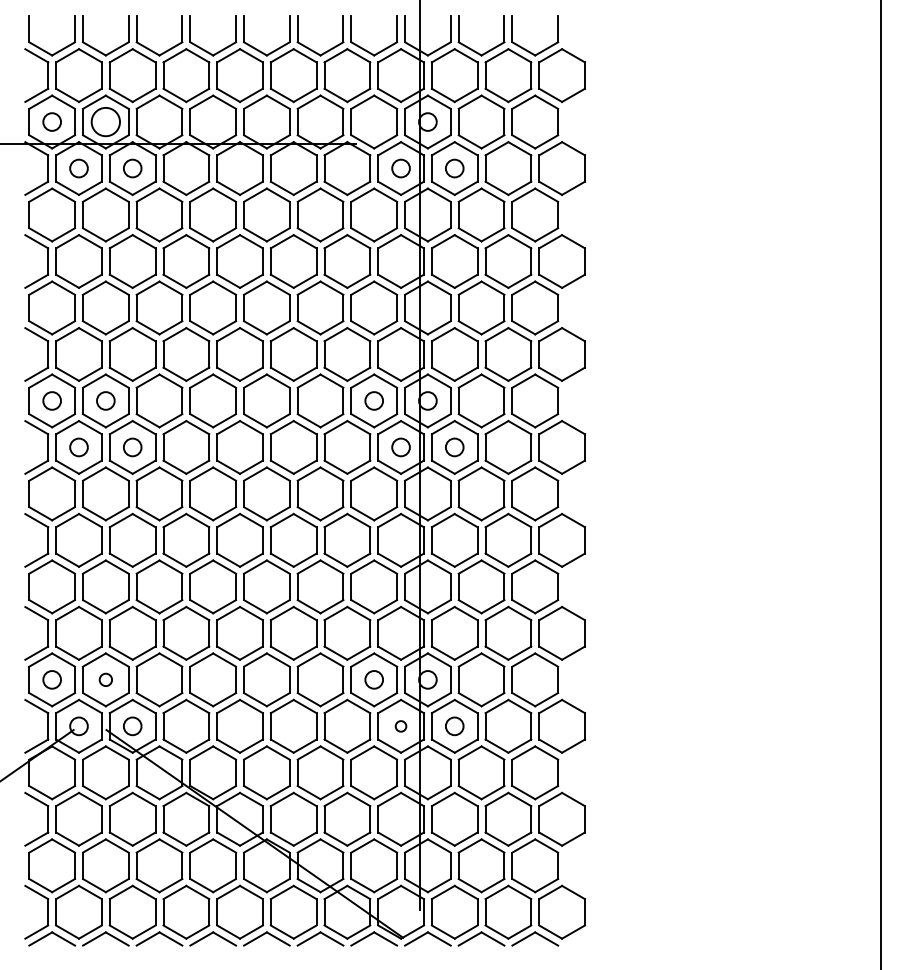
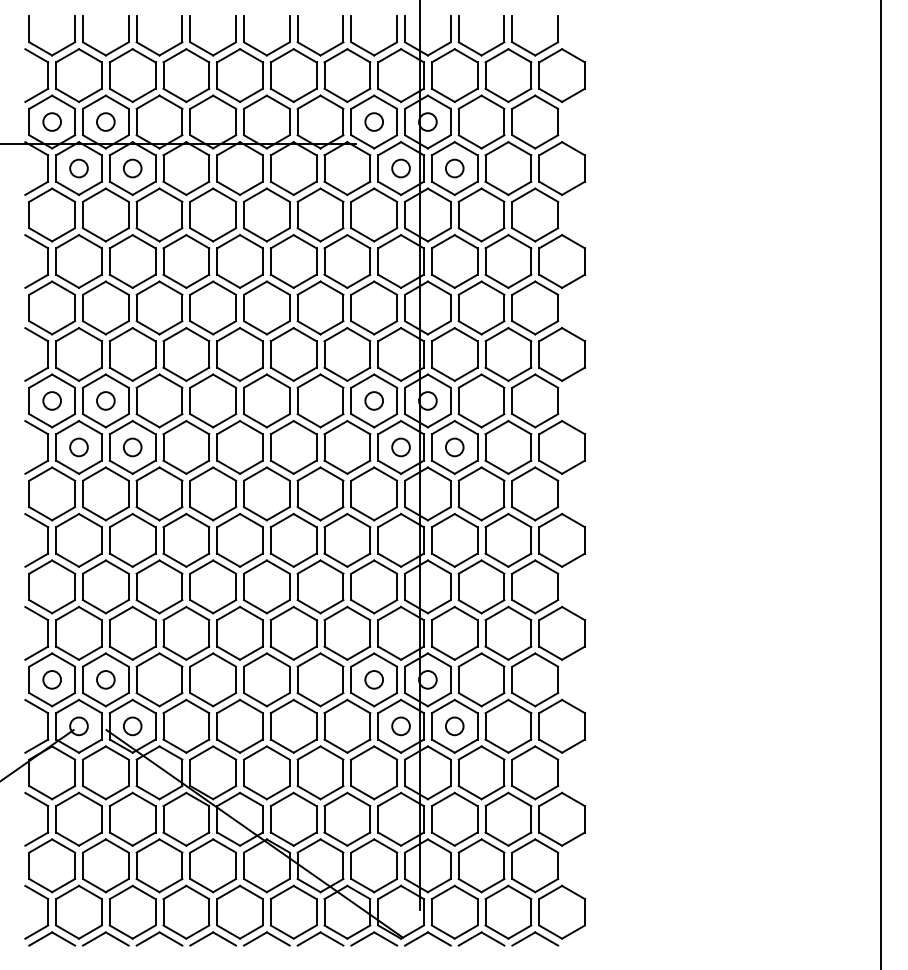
circle diameter: 28 px -> 18 px (105, 121)
circle: none -> present (373, 121)
circle size: 15x15 px -> 20x20 px (105, 679)
circle size: 14x13 px -> 20x21 px (400, 726)
